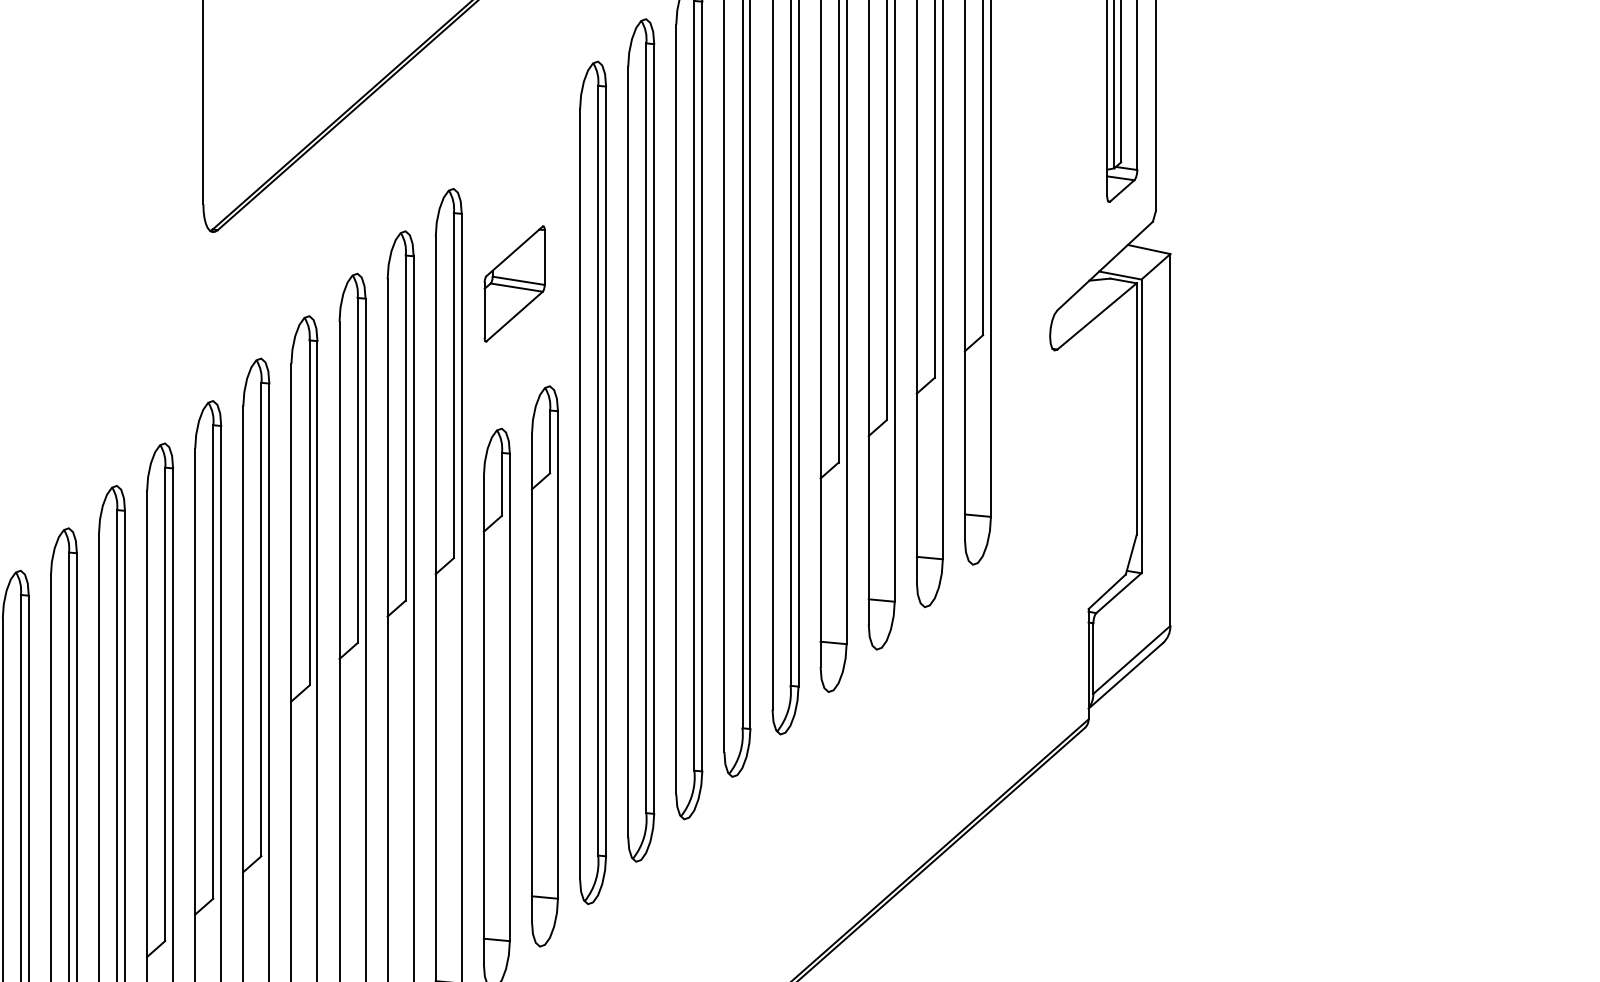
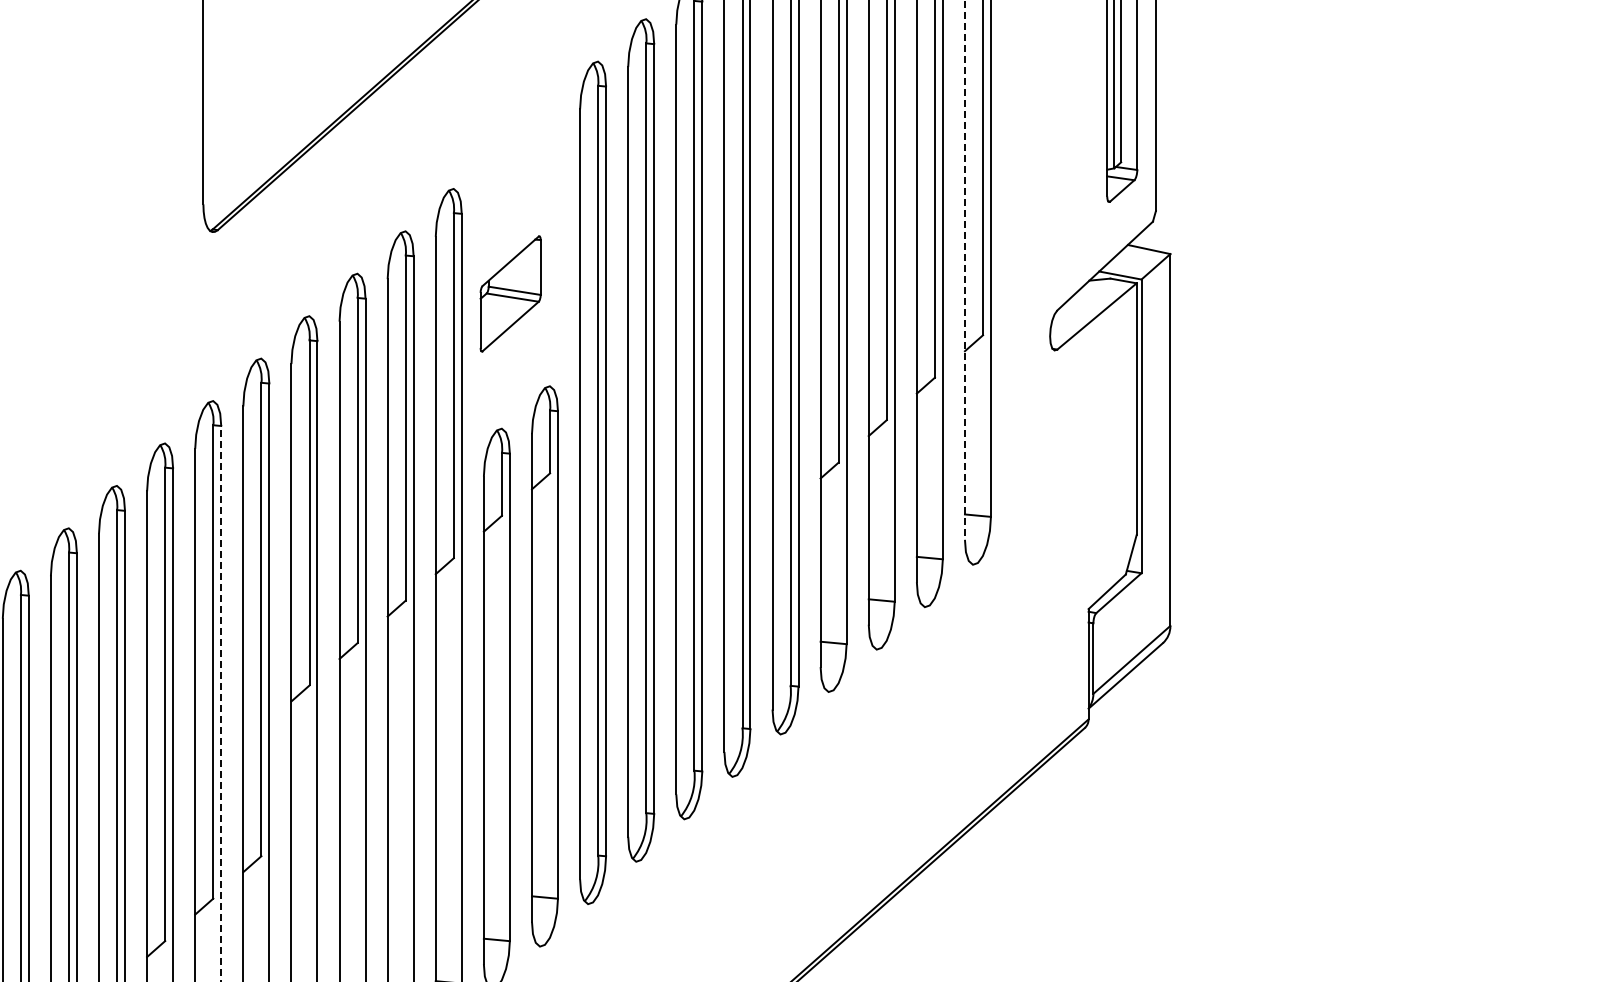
line: solid -> dashed (964, 269)
part position: (514, 283) -> (510, 293) (510, 293)
line: solid -> dashed (221, 703)
